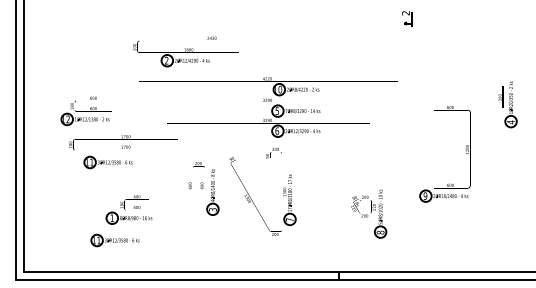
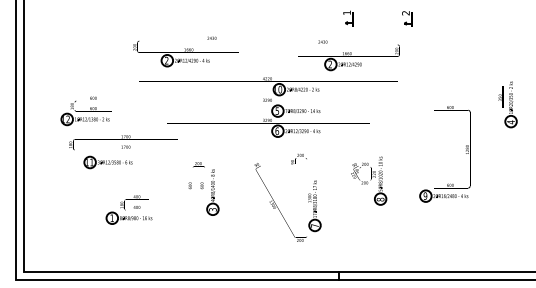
part: none -> present (348, 18)
part: none -> present (348, 55)
part position: (250, 196) -> (275, 202) (275, 202)
part position: (369, 213) -> (369, 180) (369, 180)
part: present -> none (114, 240)
